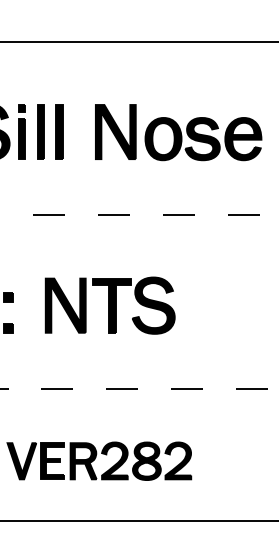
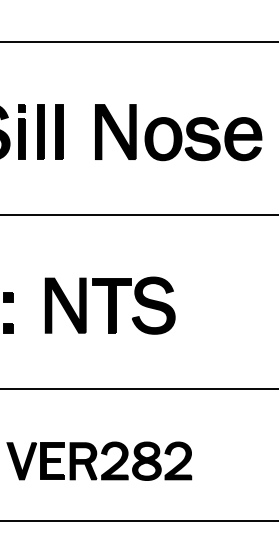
line: dashed -> solid (139, 215)
line: dashed -> solid (139, 389)
